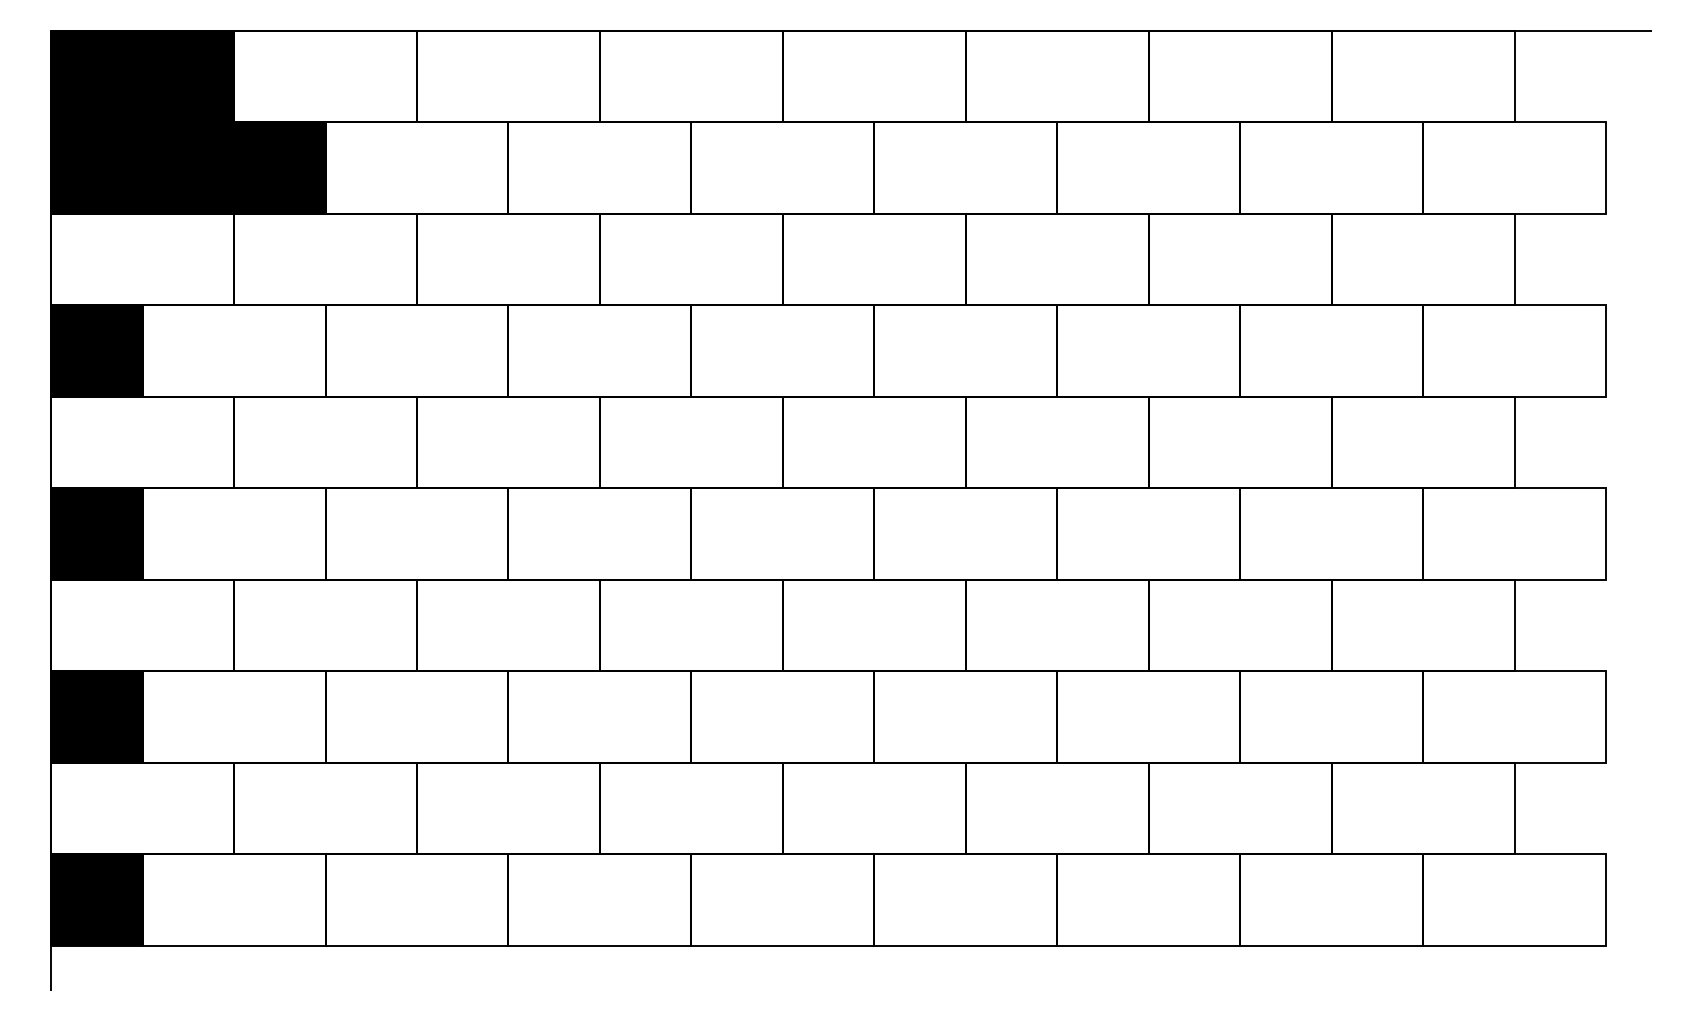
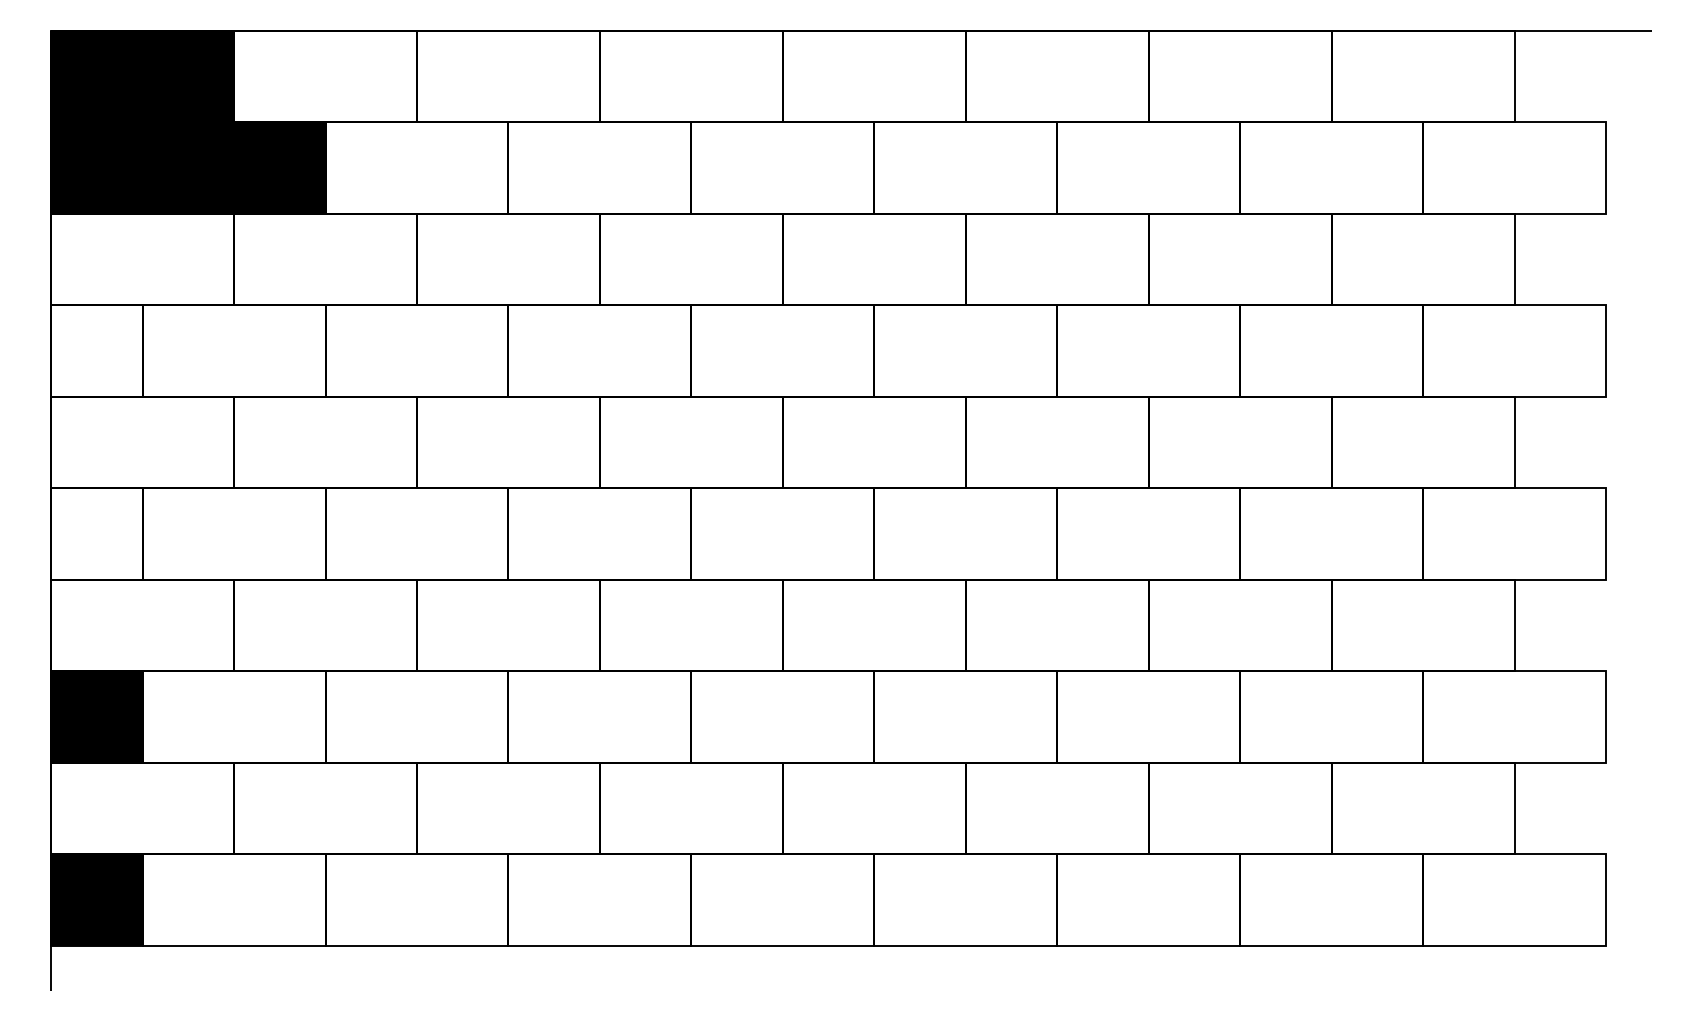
fill: present -> none (96, 350)
fill: present -> none (96, 533)
